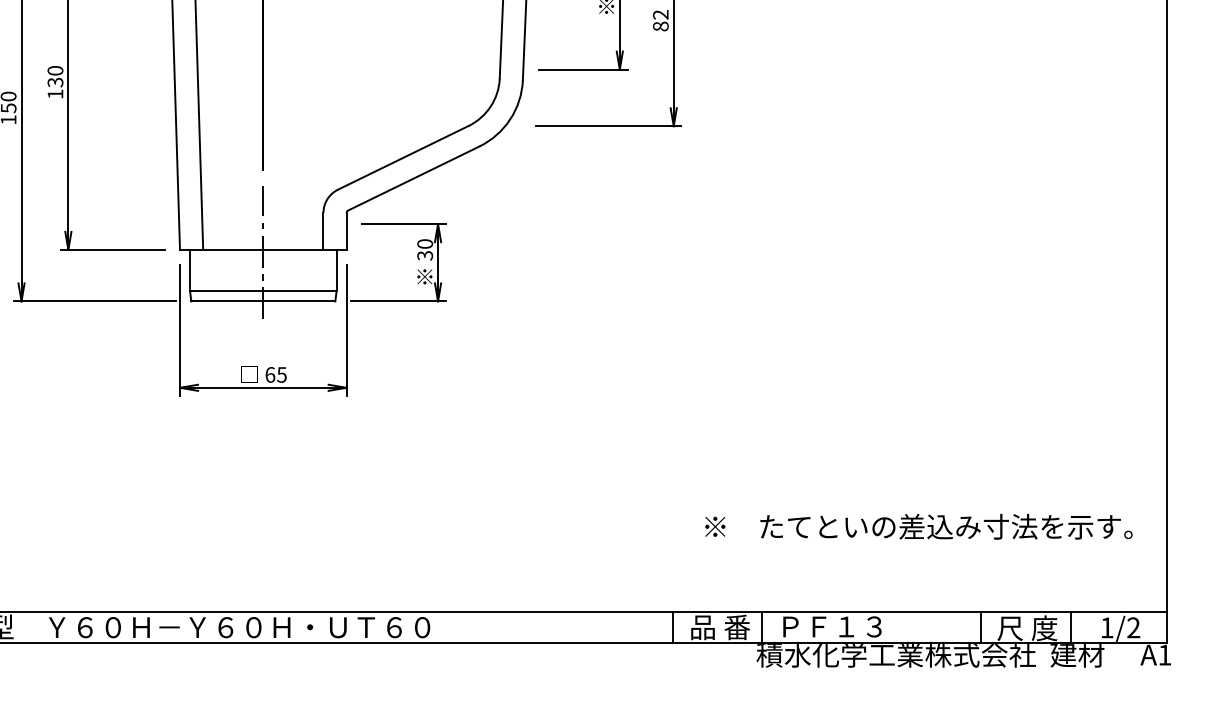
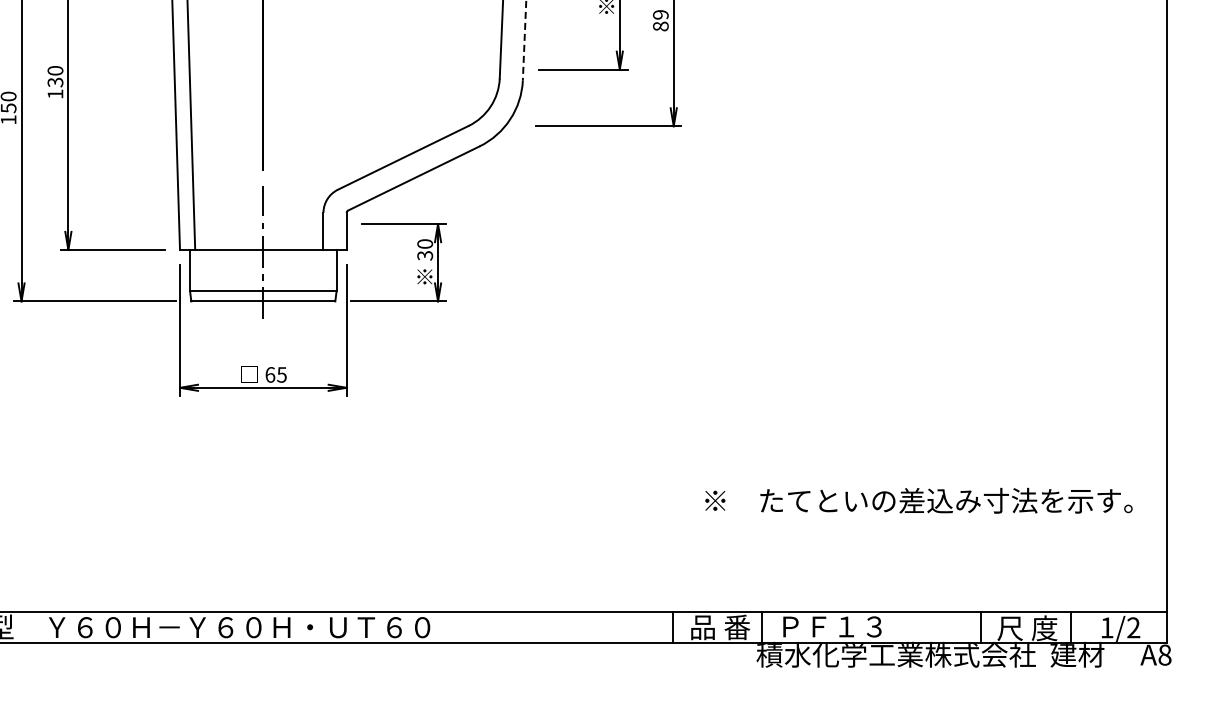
text: 82 -> 89 (660, 14)
line: solid -> dashed (524, 40)
line position: (199, 125) -> (191, 125) (191, 125)
text position: (918, 526) -> (918, 500) (918, 500)
text: A1 -> A8 (1164, 654)
